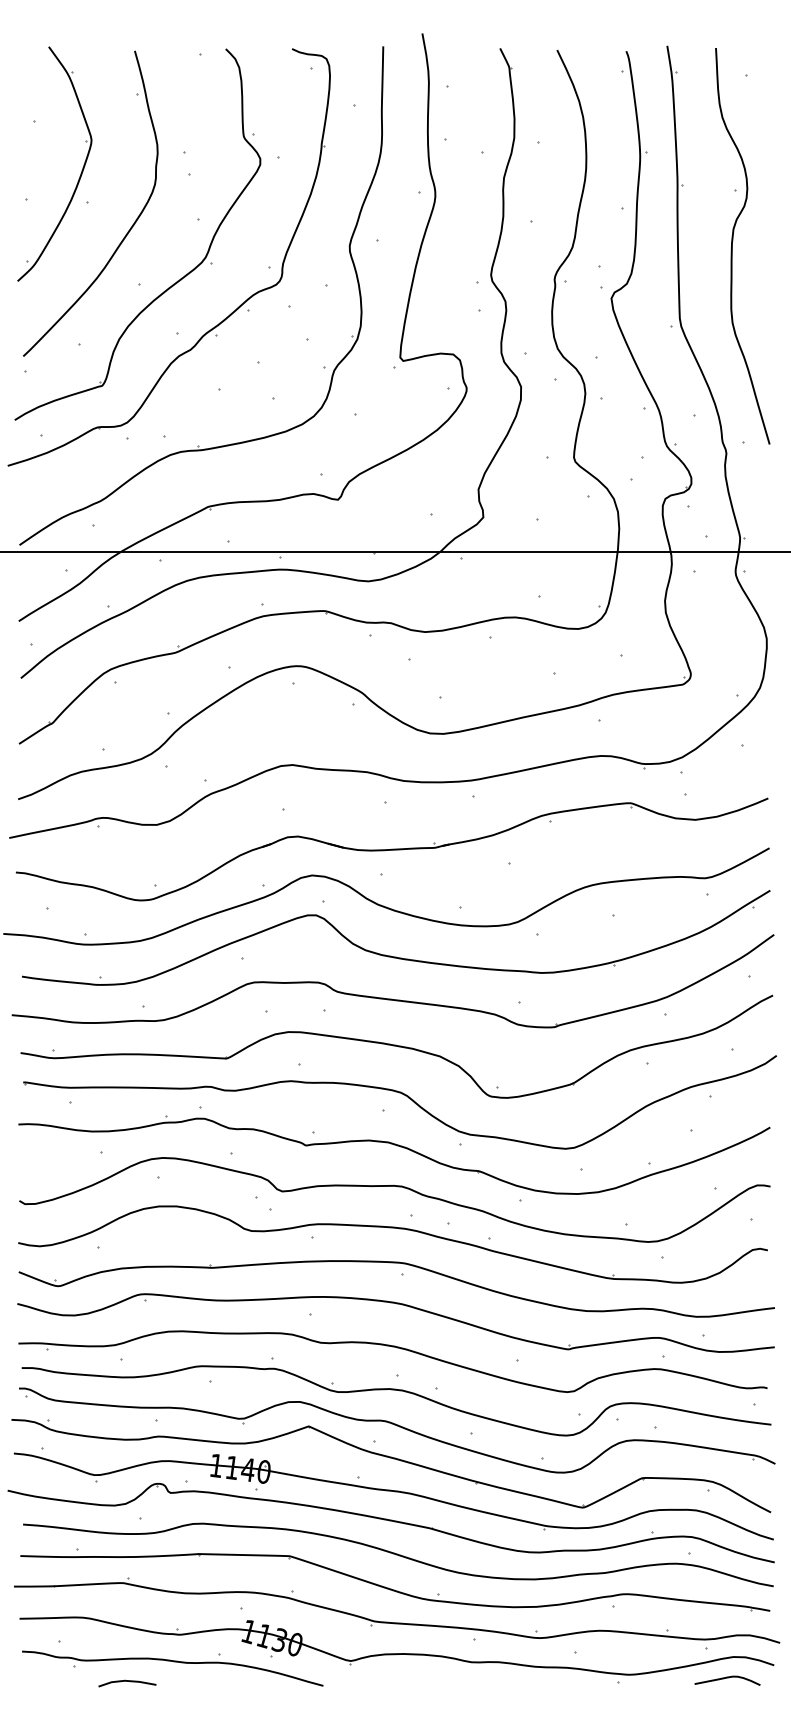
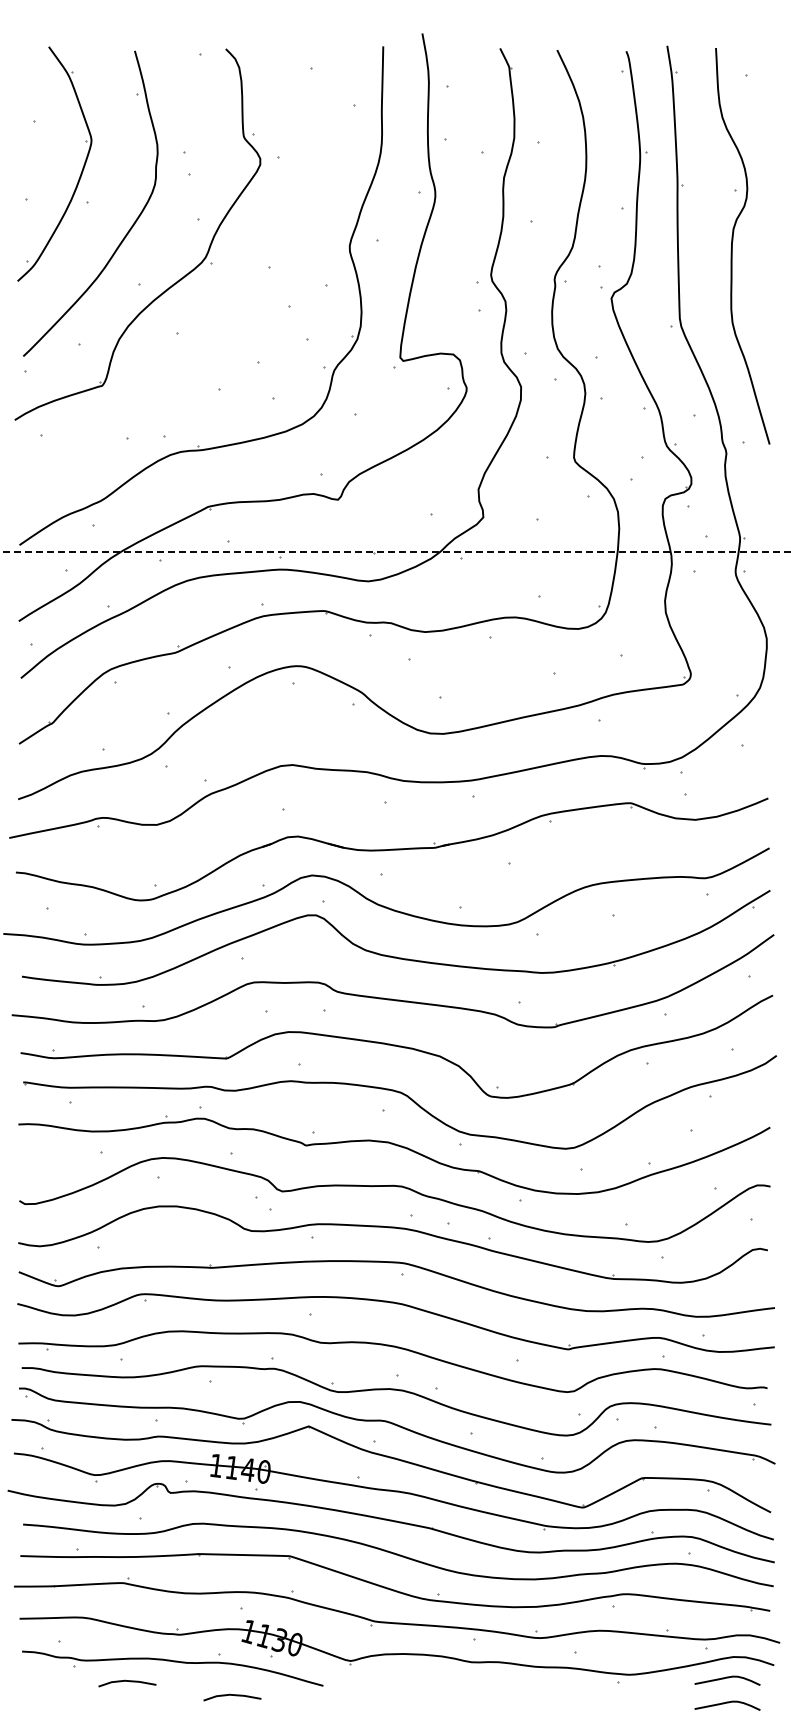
part: present -> none (219, 322)
line: solid -> dashed (395, 551)
line: none -> present (232, 1695)
curve: none -> present (727, 1703)
